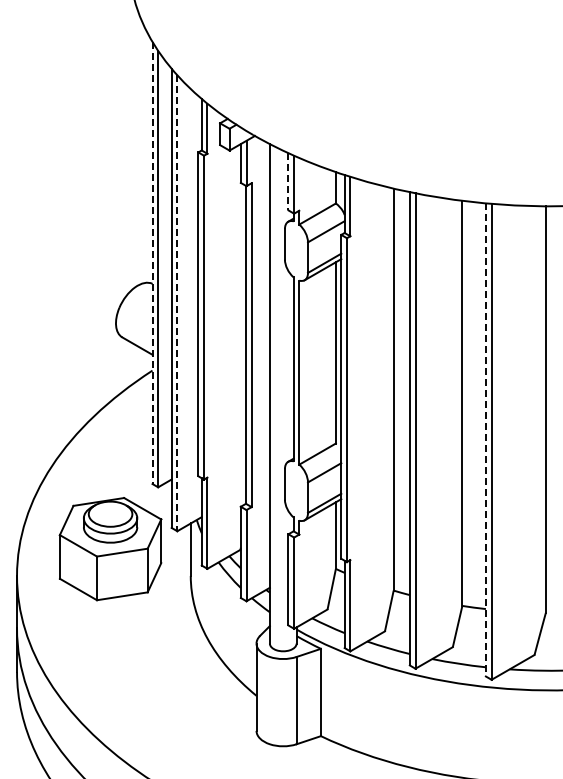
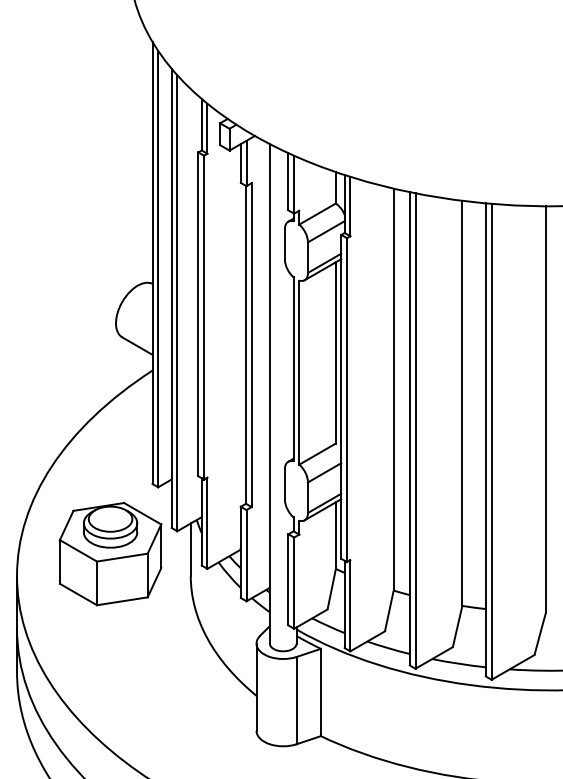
line: dashed -> solid (288, 181)
line: dashed -> solid (152, 263)
line: dashed -> solid (177, 303)
line: dashed -> solid (485, 439)
part position: (110, 549) -> (110, 554) (110, 554)
